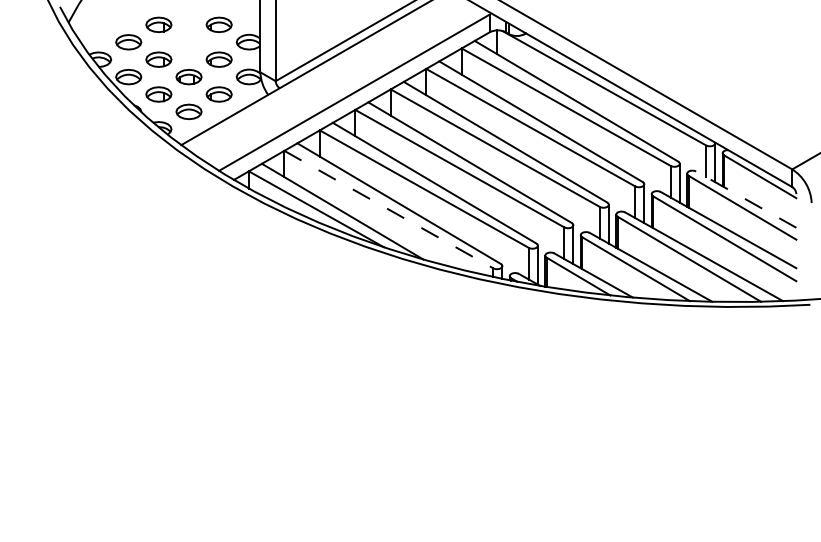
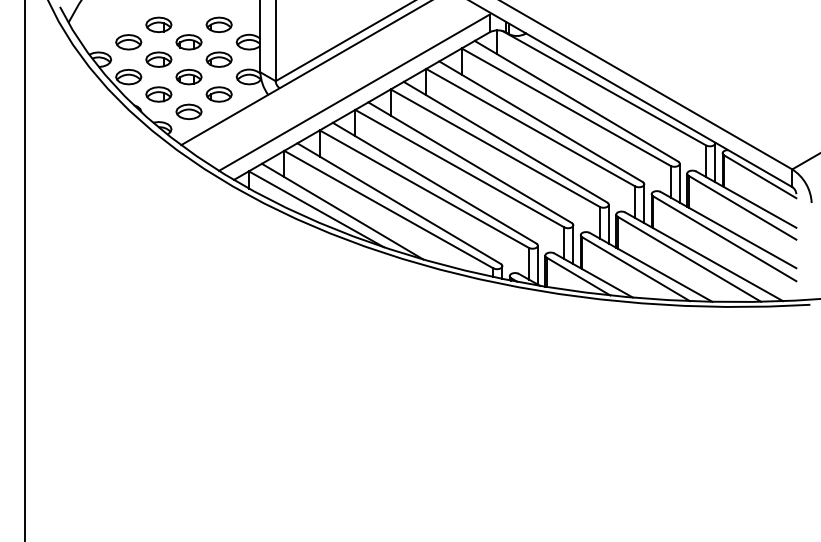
part: none -> present (188, 42)
line: dashed -> solid (745, 199)
line: dashed -> solid (388, 209)
line: none -> present (24, 270)
